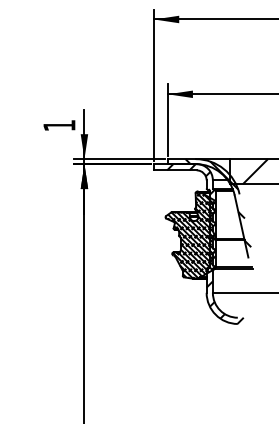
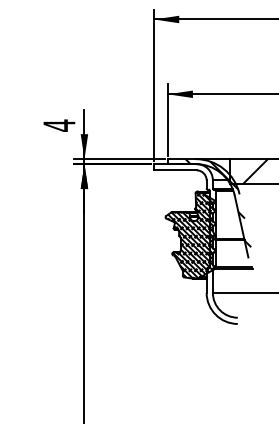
text: 1 -> 4 (59, 125)
hatch: present -> none (205, 243)
